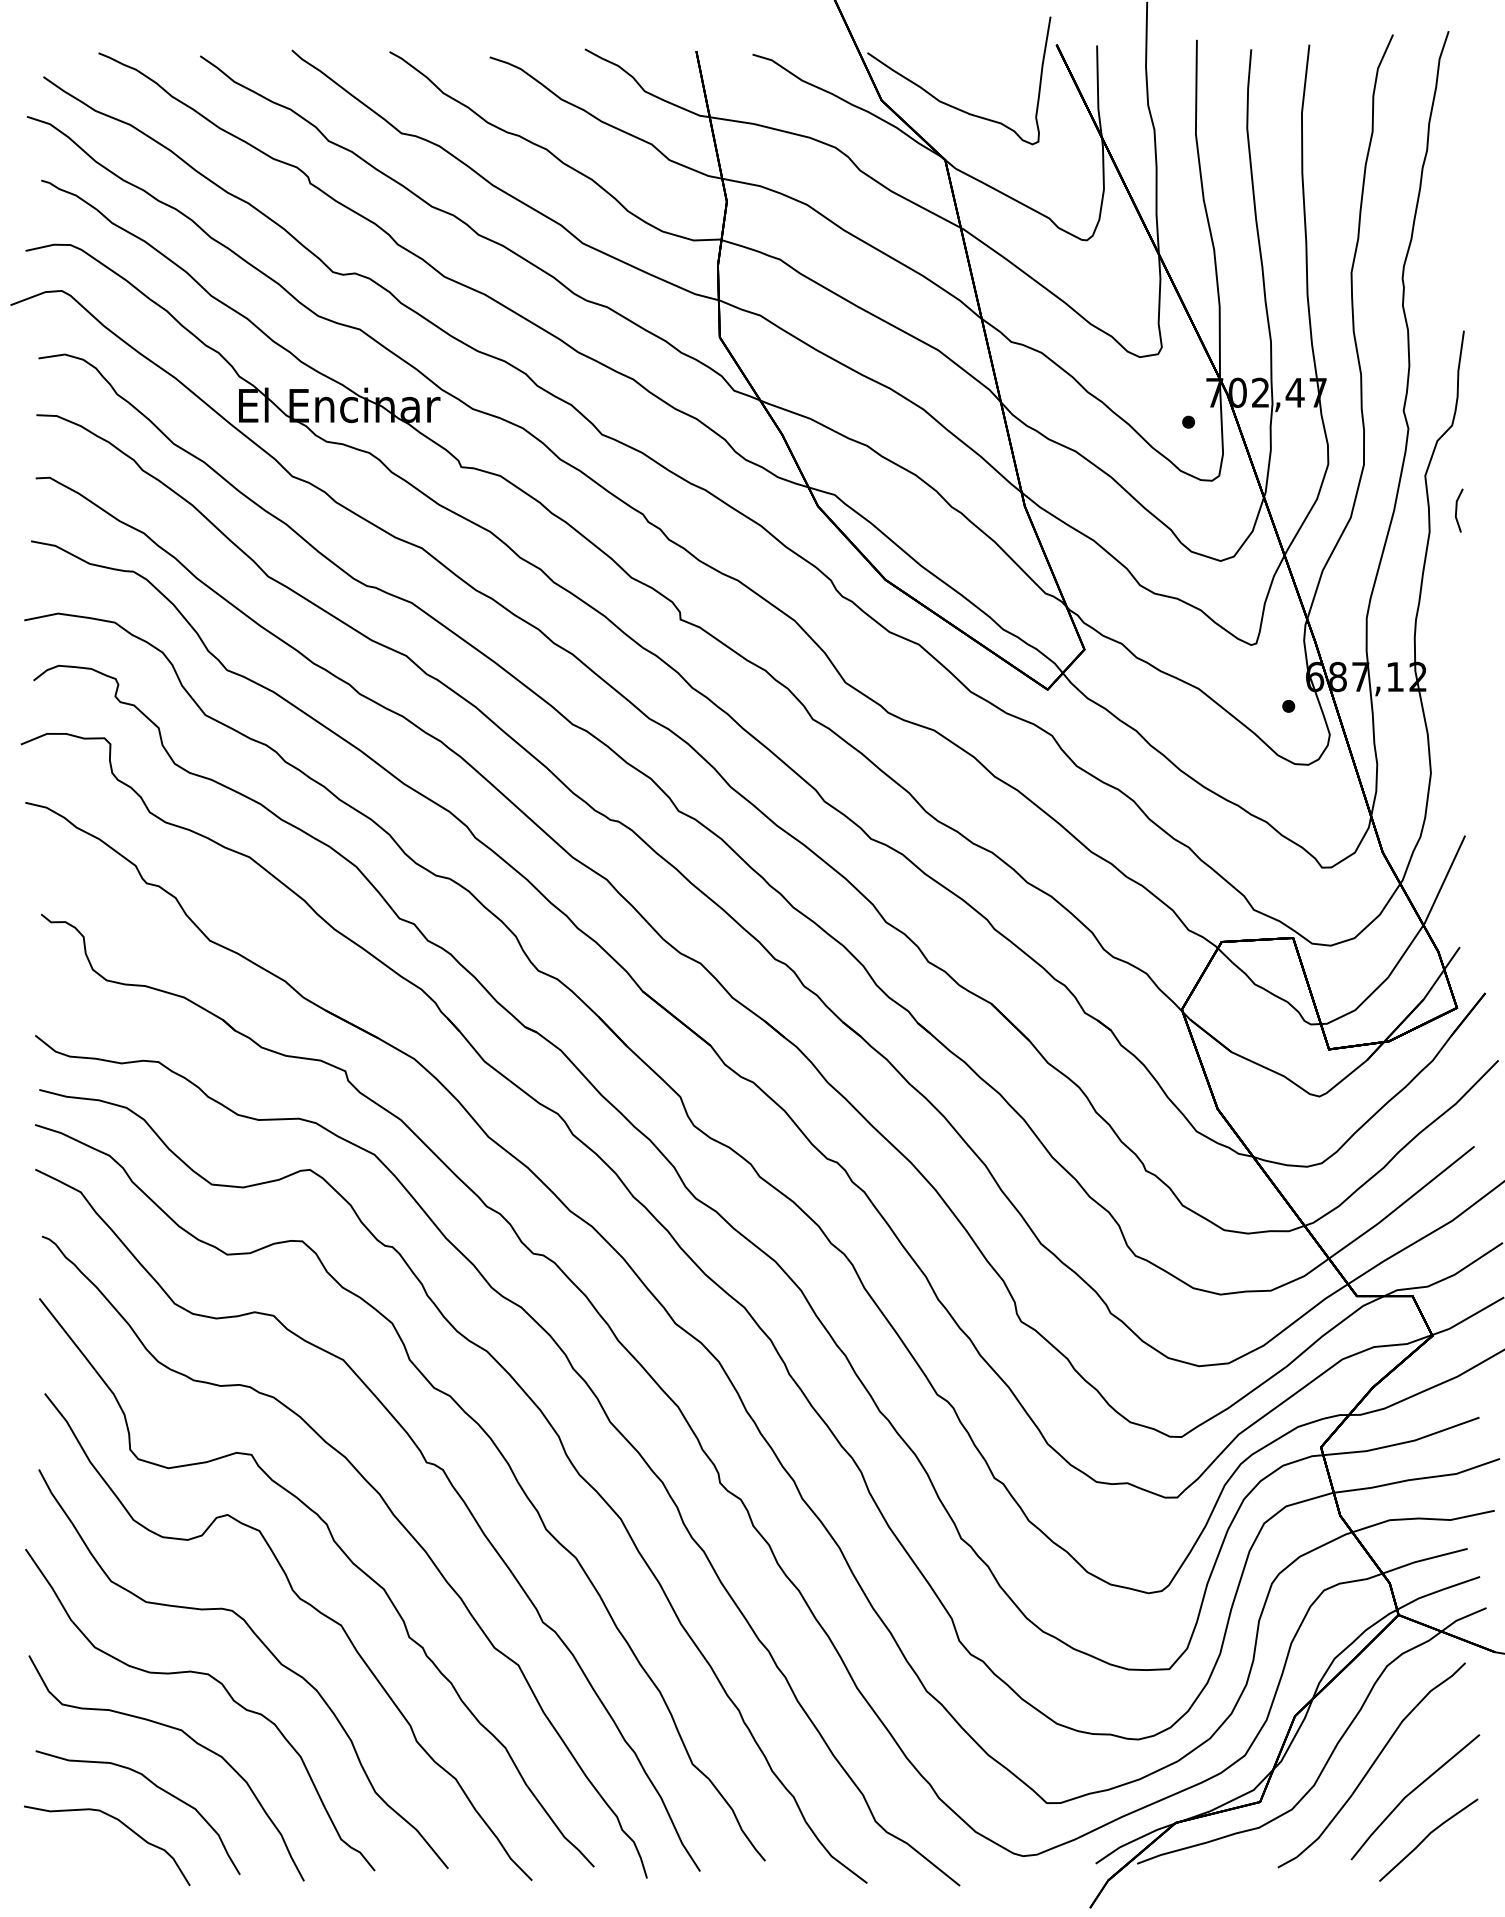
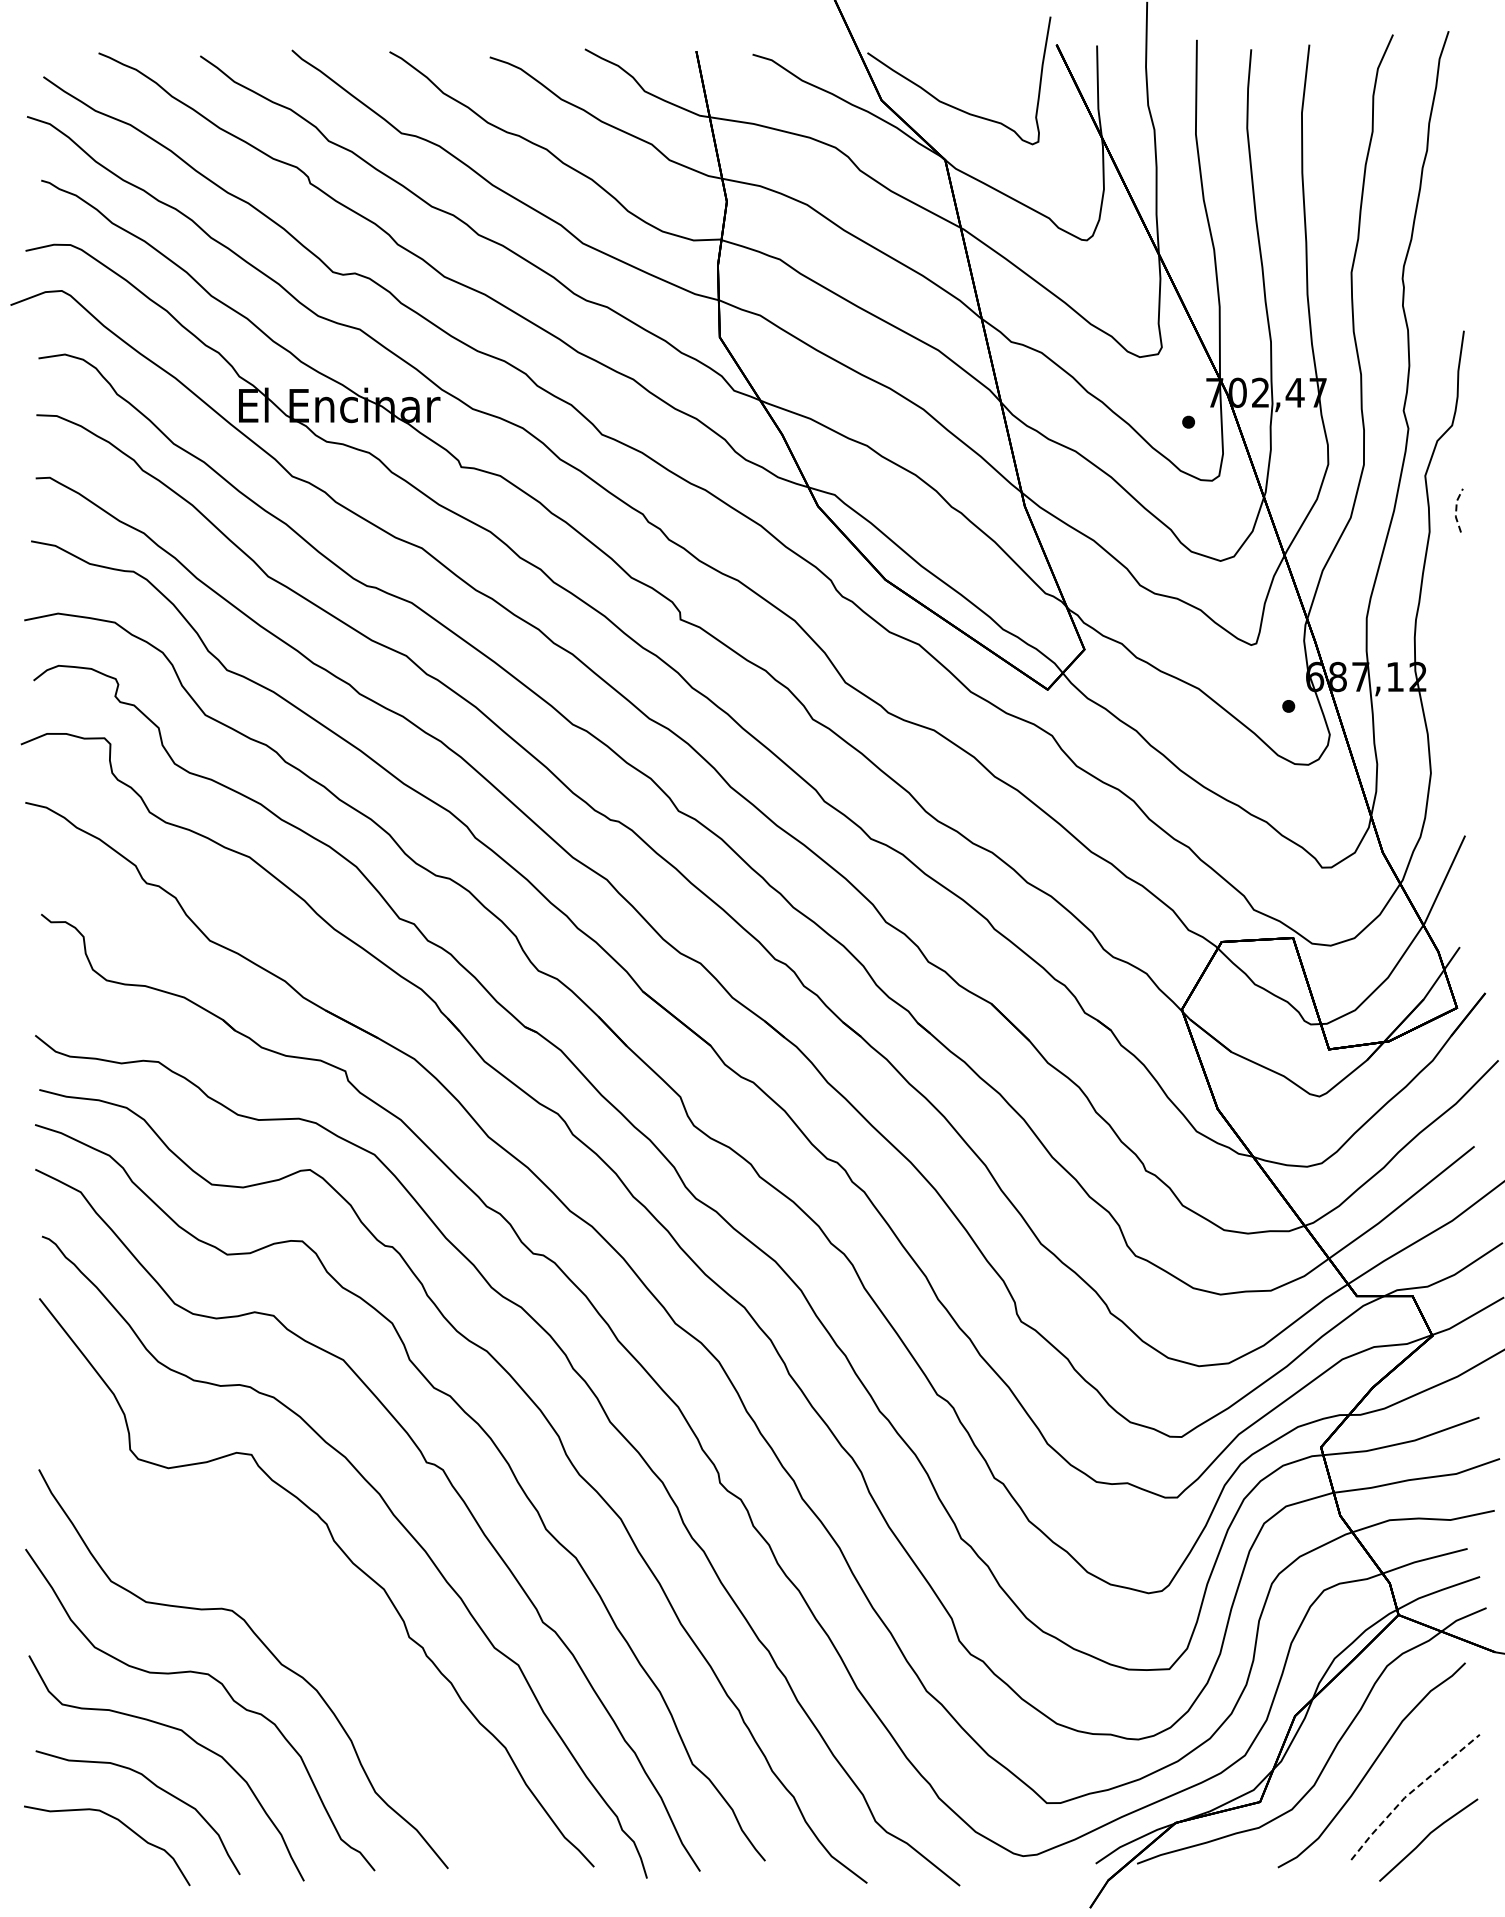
line: solid -> dashed (1456, 510)
curve: present -> none (310, 1606)
line: solid -> dashed (1410, 1793)
